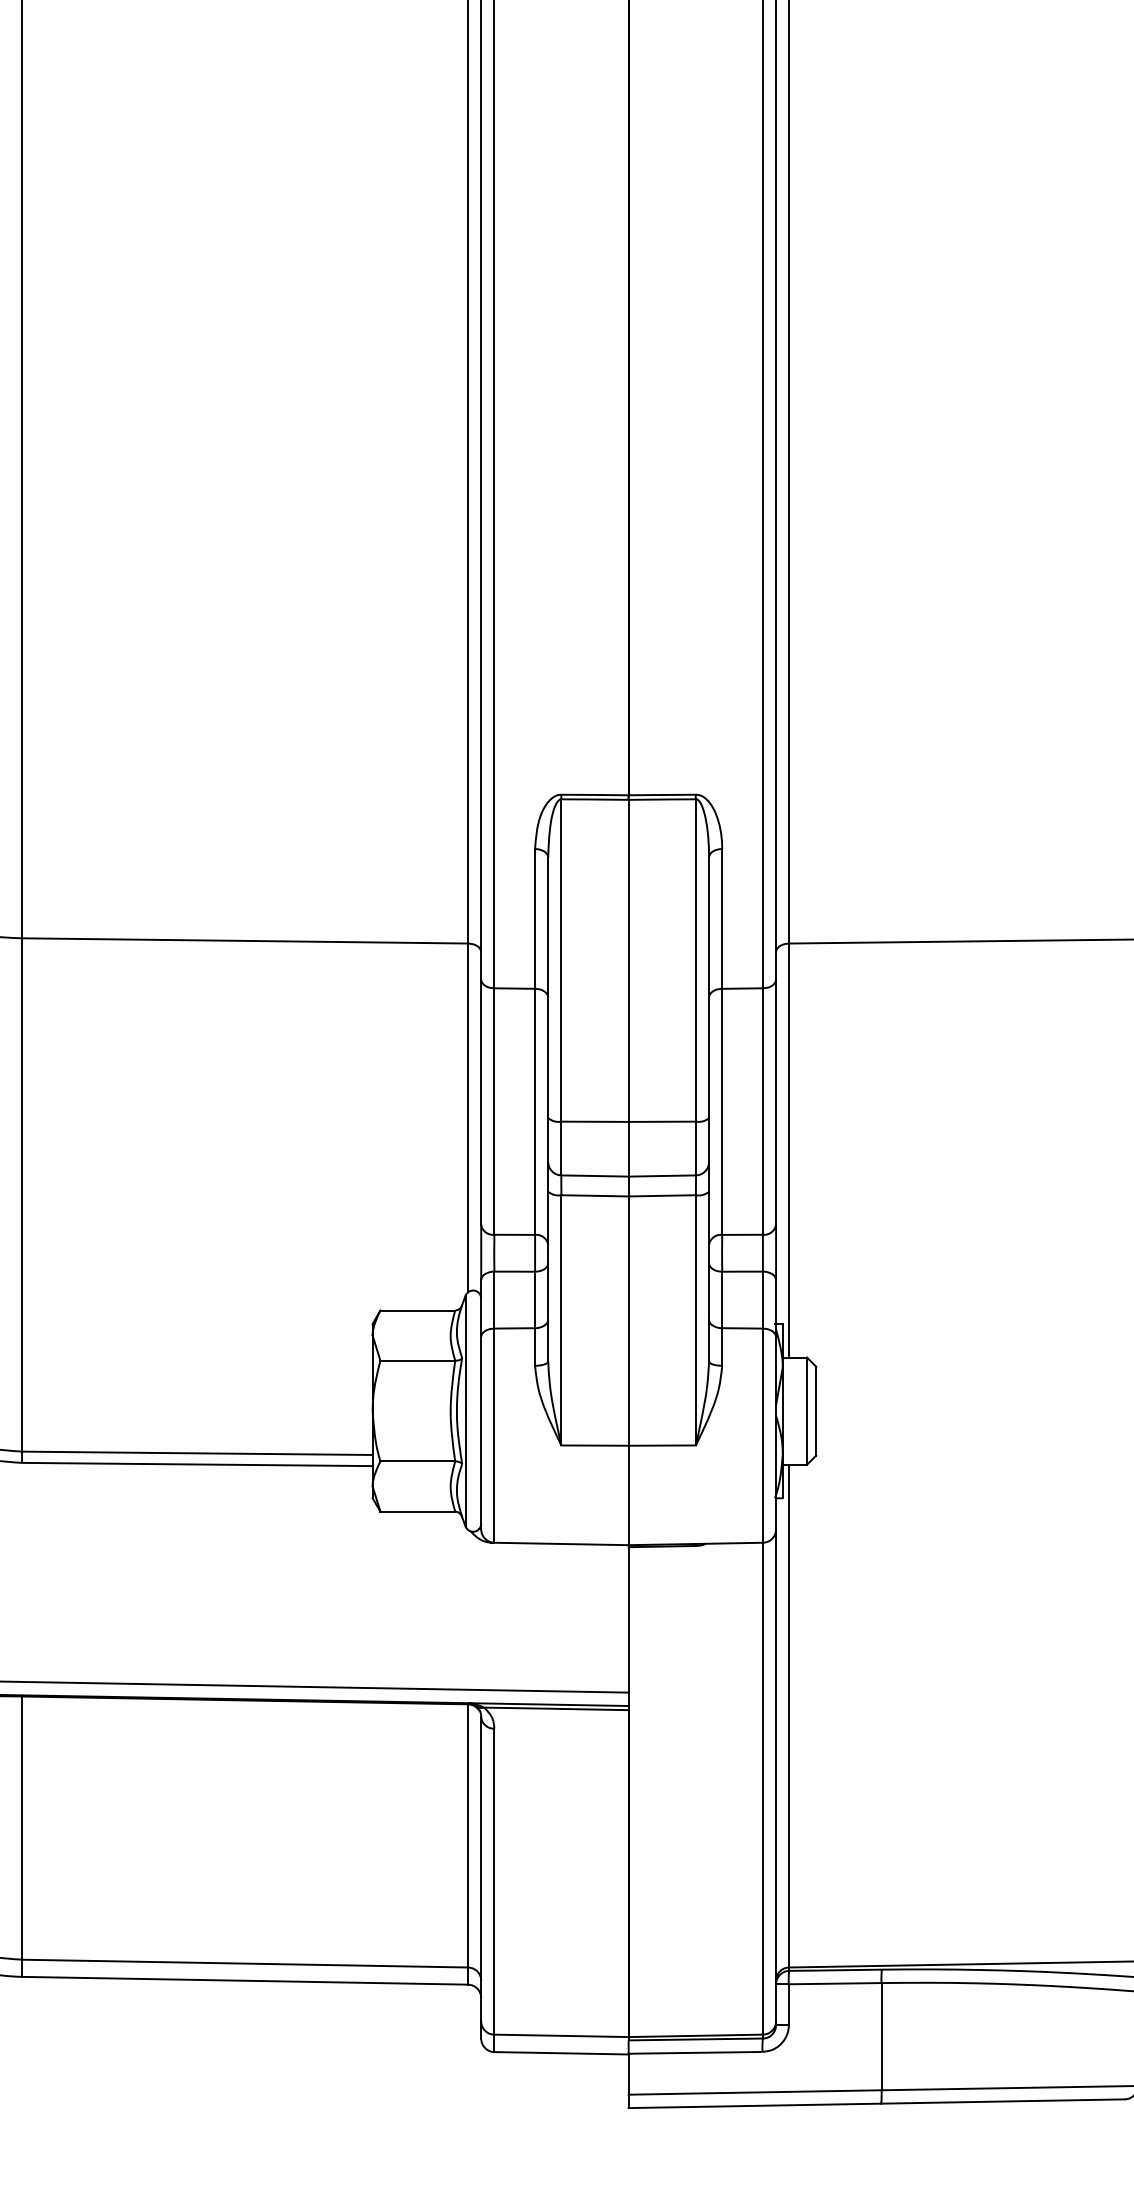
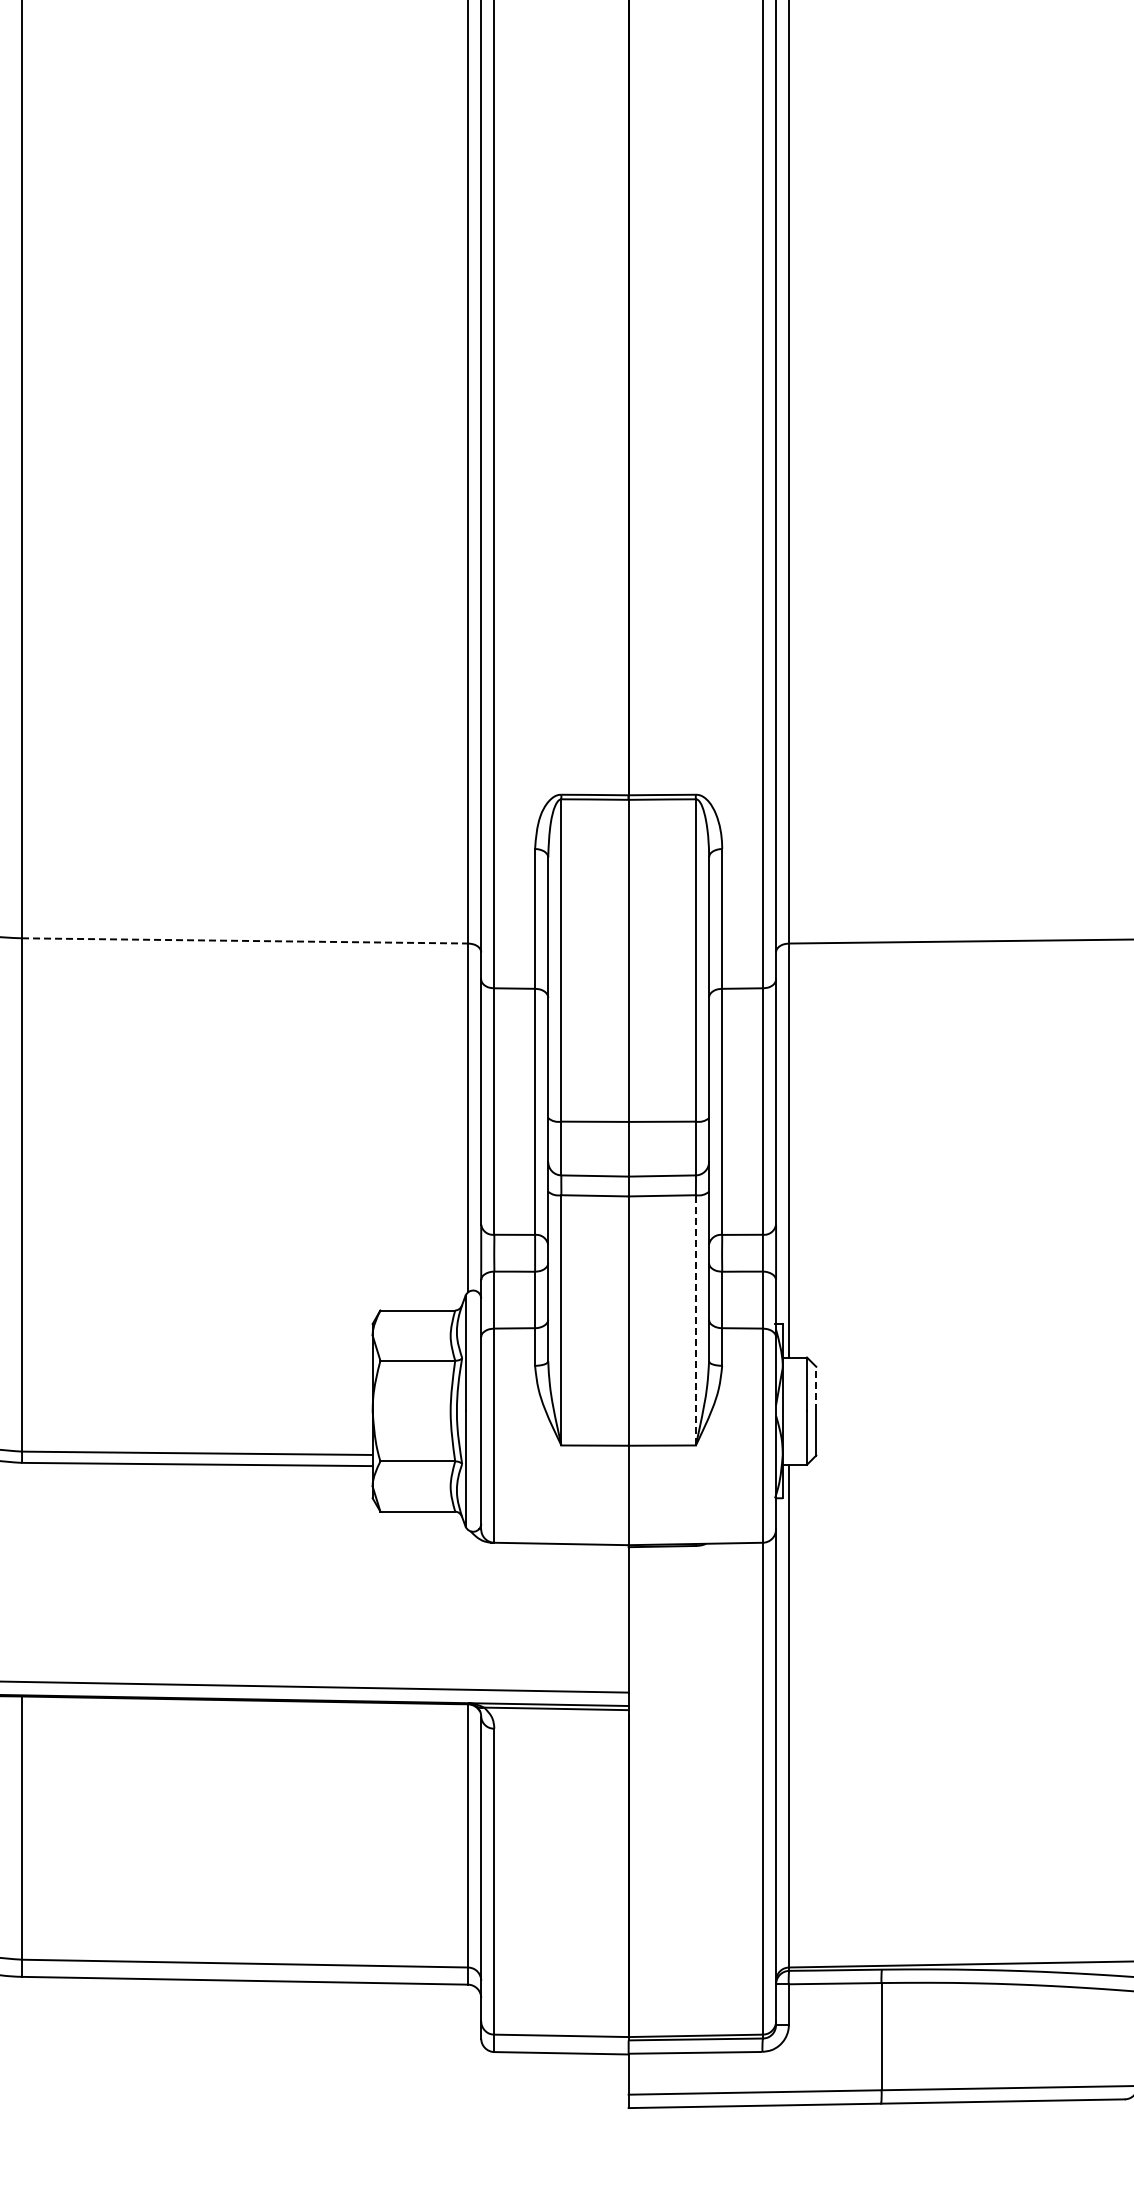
line: solid -> dashed (245, 940)
line: solid -> dashed (695, 1319)
line: solid -> dashed (816, 1388)
